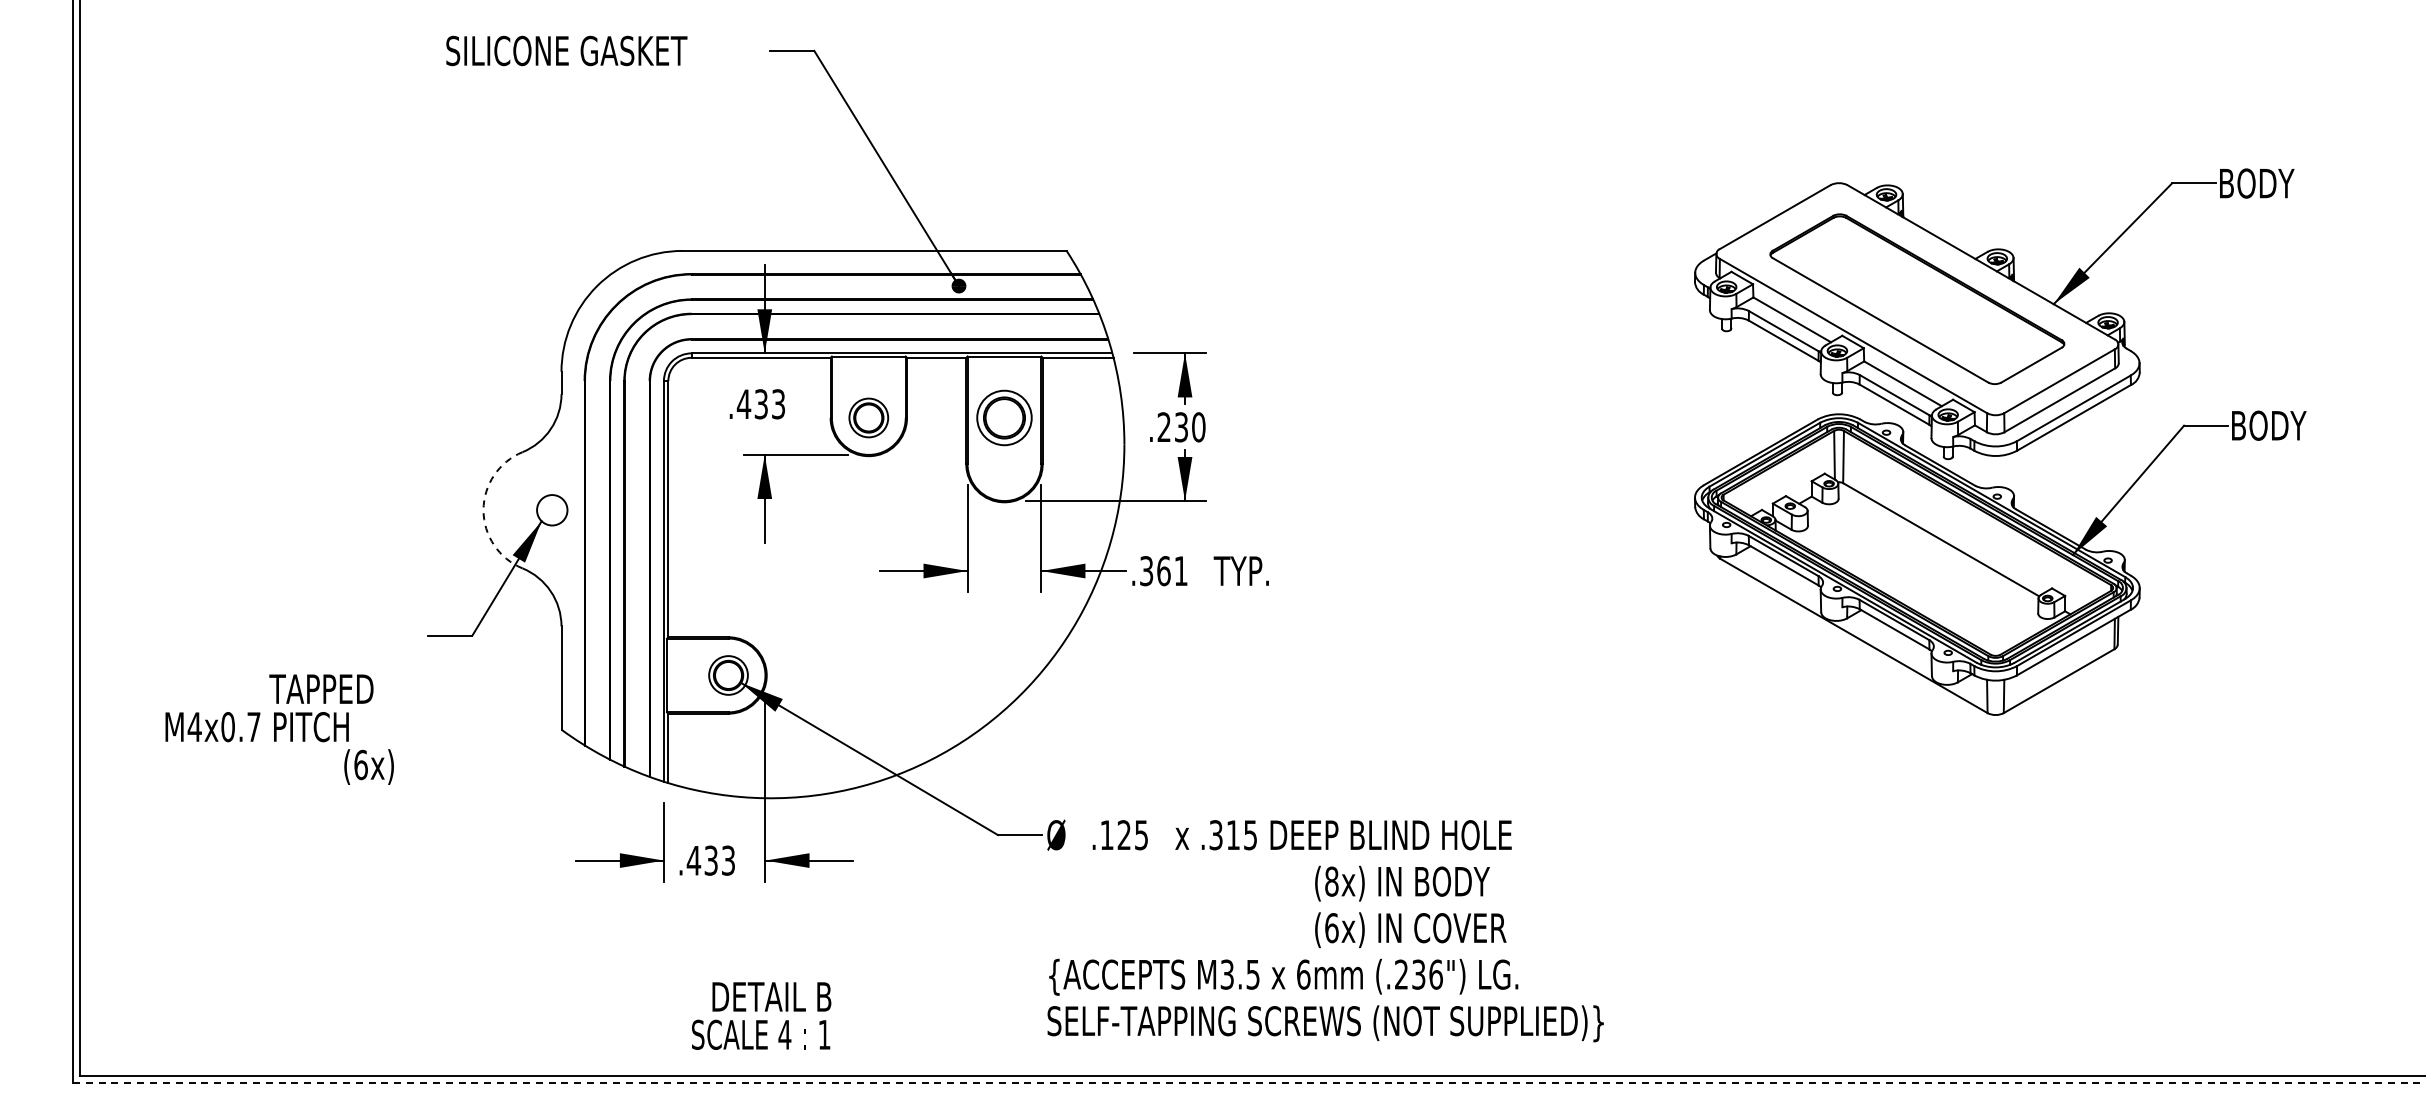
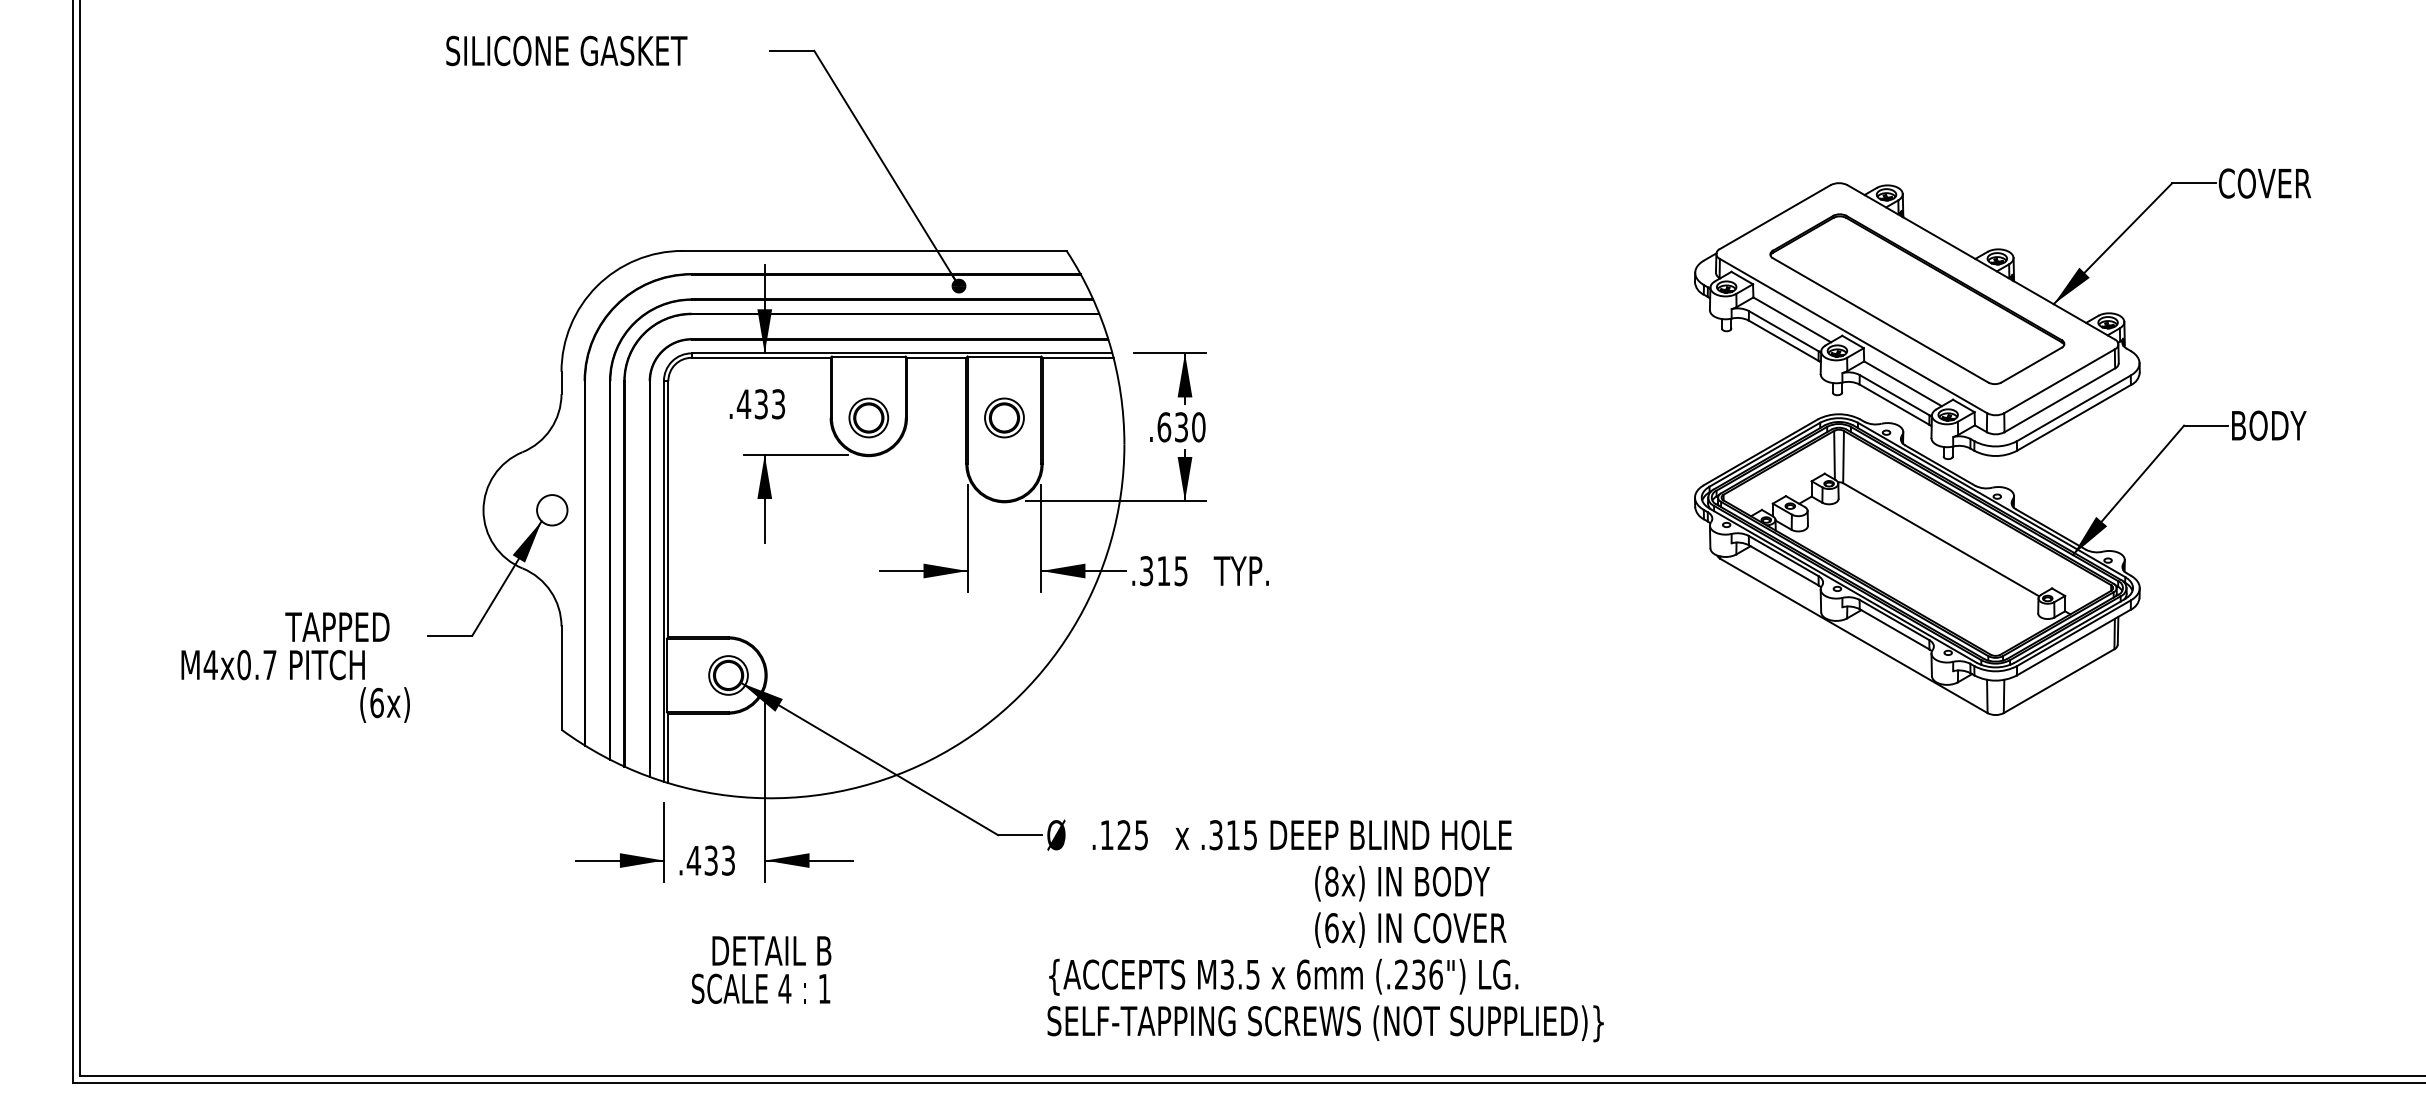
text: BODY -> COVER (2264, 183)
part size: 57x58 px -> 41x42 px (1004, 417)
text: .230 -> .630 (1164, 427)
arc: dashed -> solid (483, 510)
text: .361 -> .315 (1172, 571)
text position: (279, 729) -> (295, 667) (295, 667)
text position: (761, 1015) -> (761, 969) (761, 969)
line: dashed -> solid (1249, 1083)
